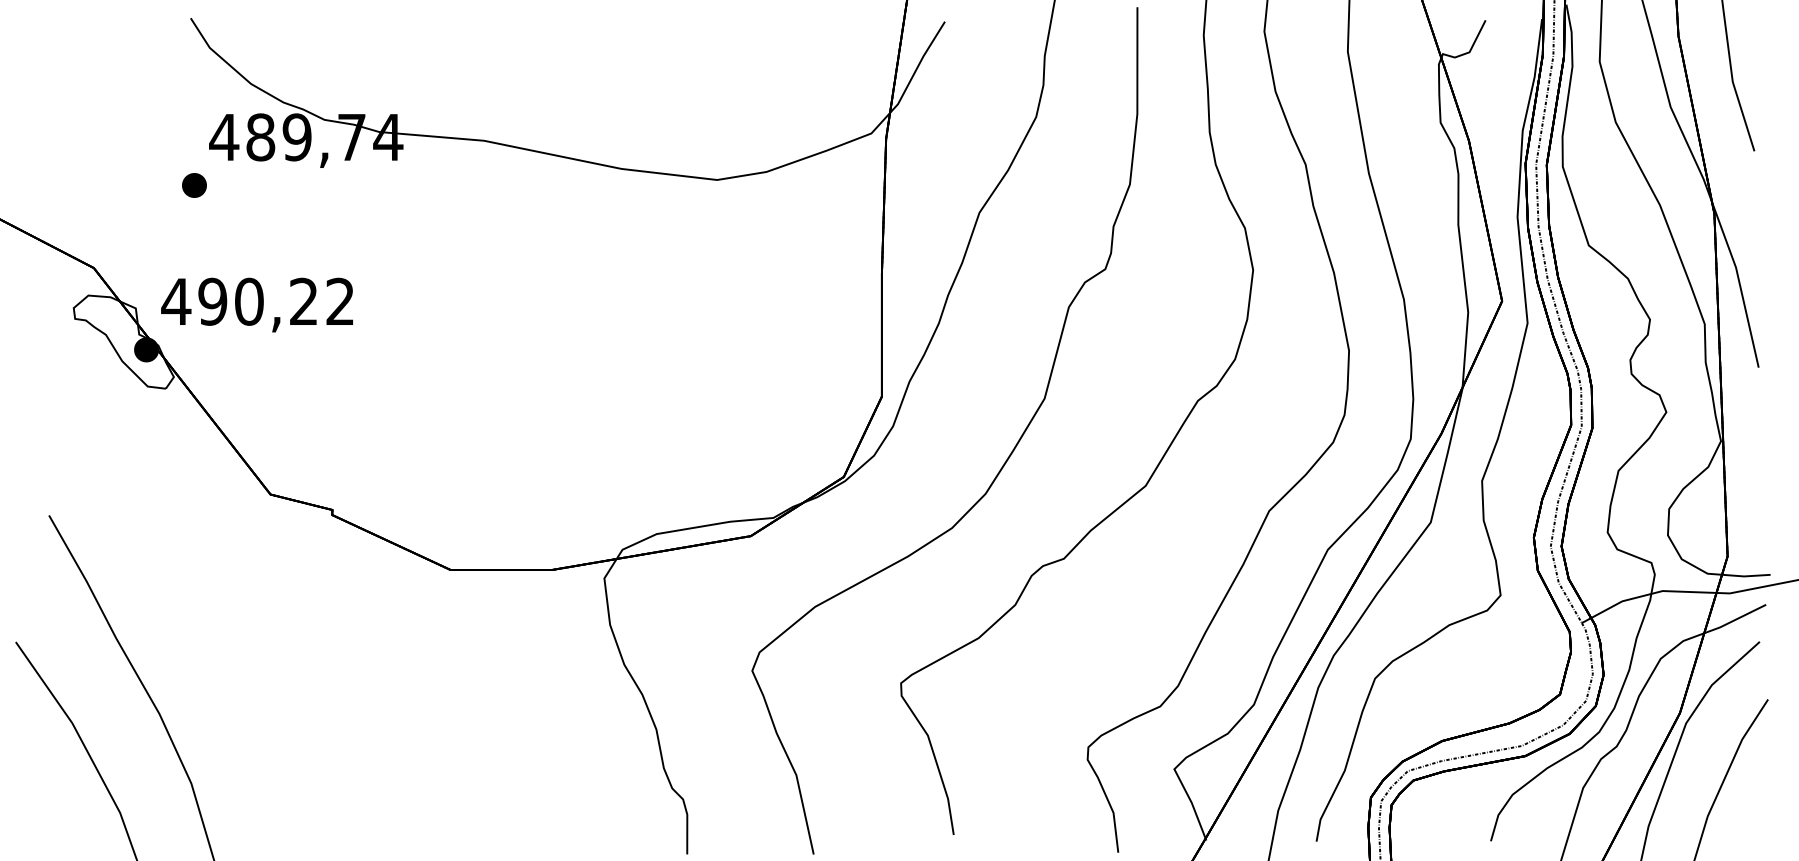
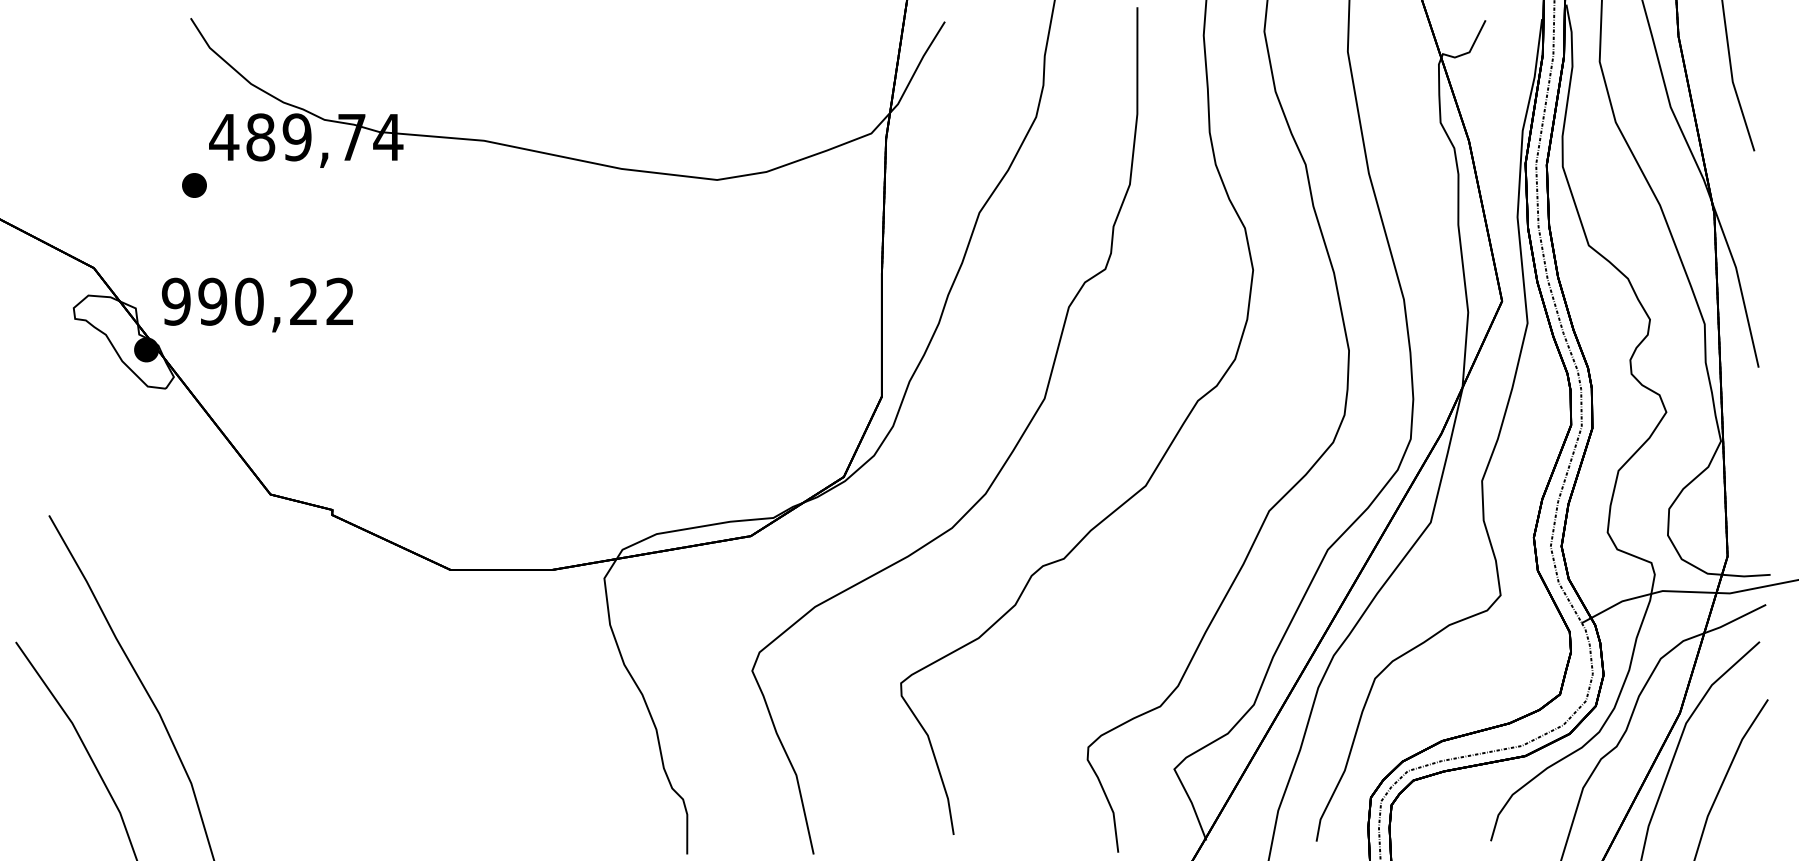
text: 490,22 -> 990,22 (176, 301)
